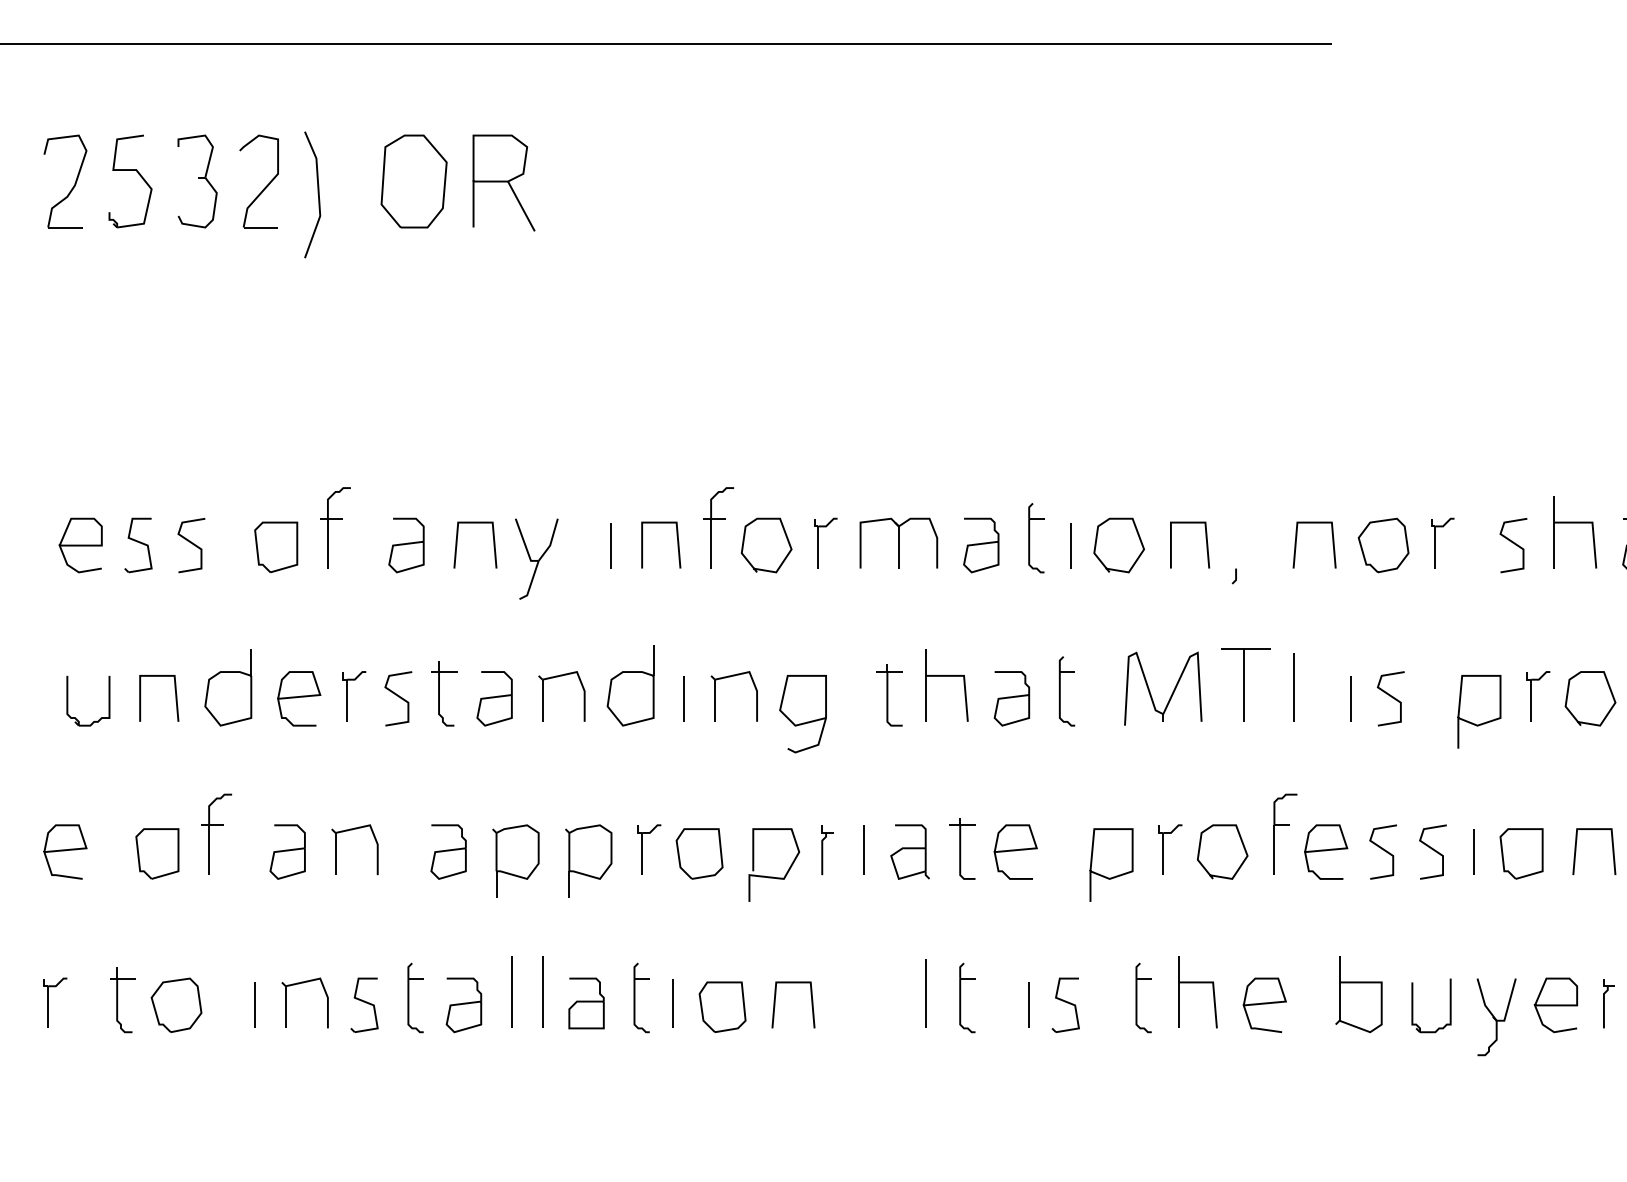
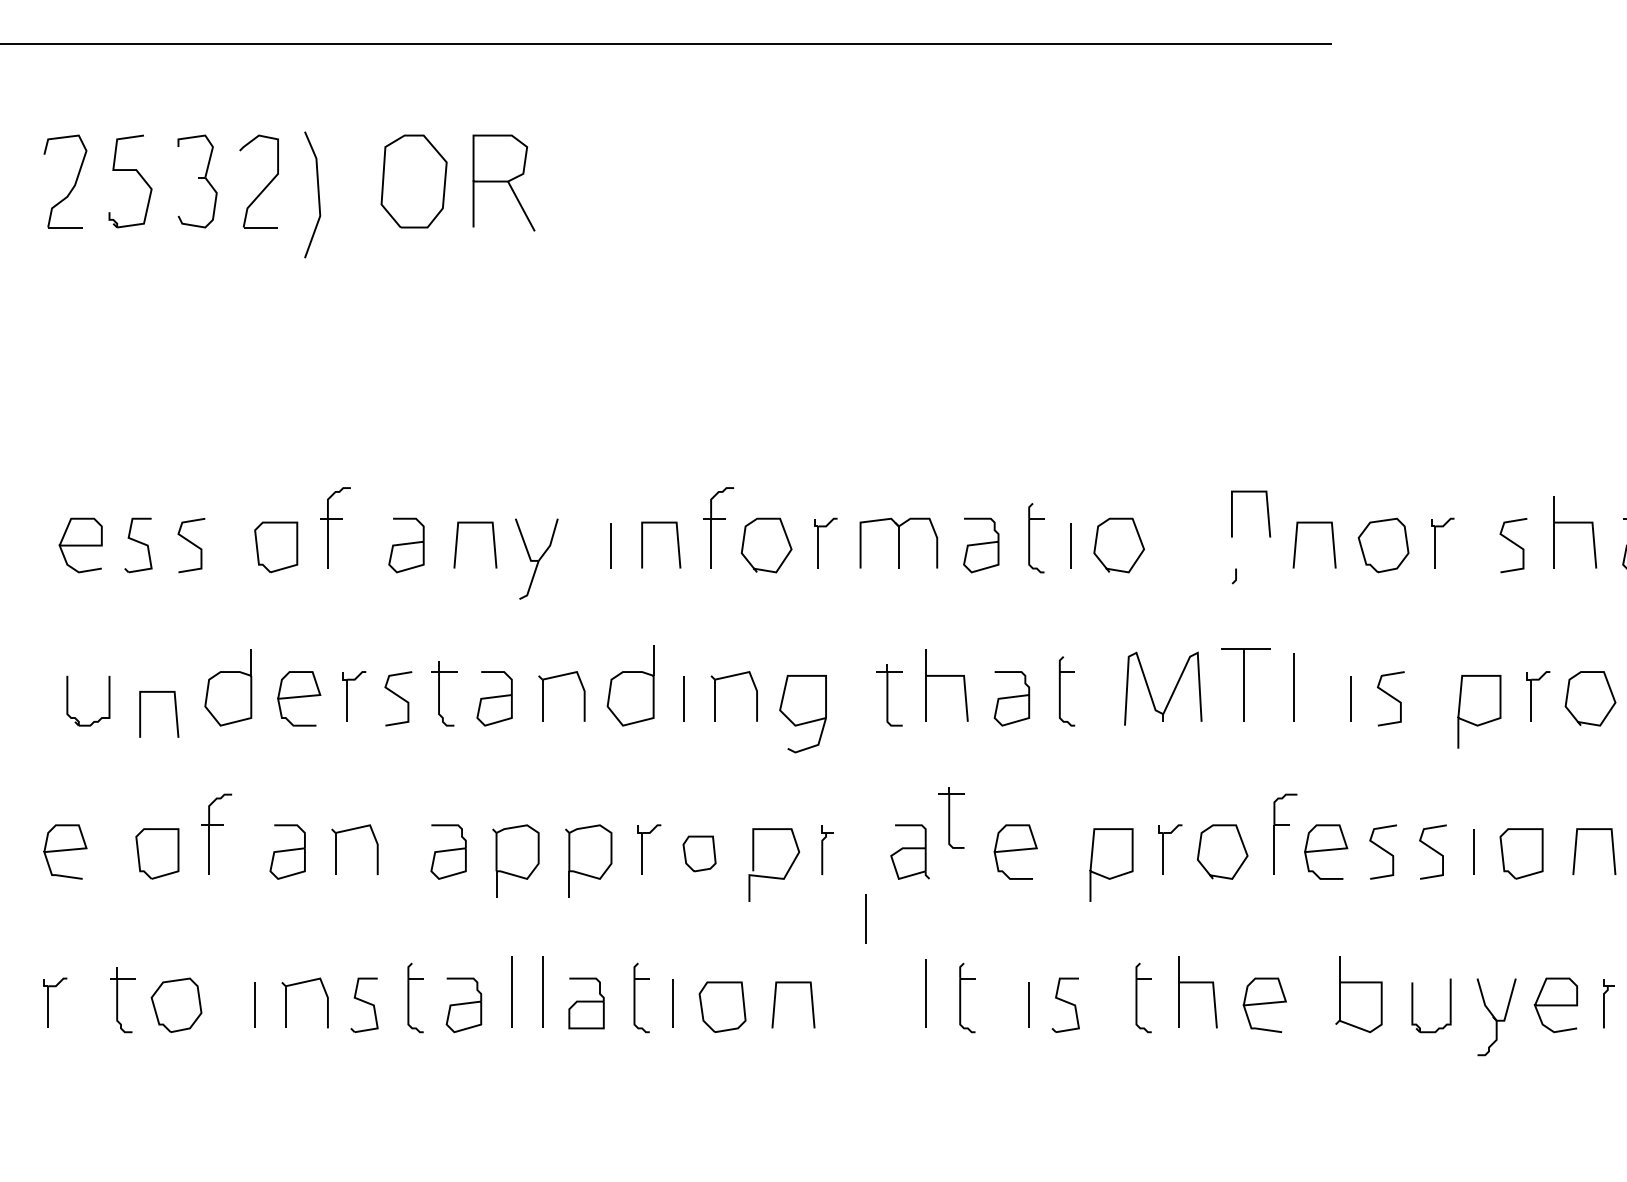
line position: (1206, 544) -> (1267, 513) (1267, 513)
line position: (175, 698) -> (175, 714) (175, 714)
part position: (962, 848) -> (951, 817) (951, 817)
line position: (863, 849) -> (865, 918) (865, 918)
part size: 49x52 px -> 35x38 px (699, 853)
